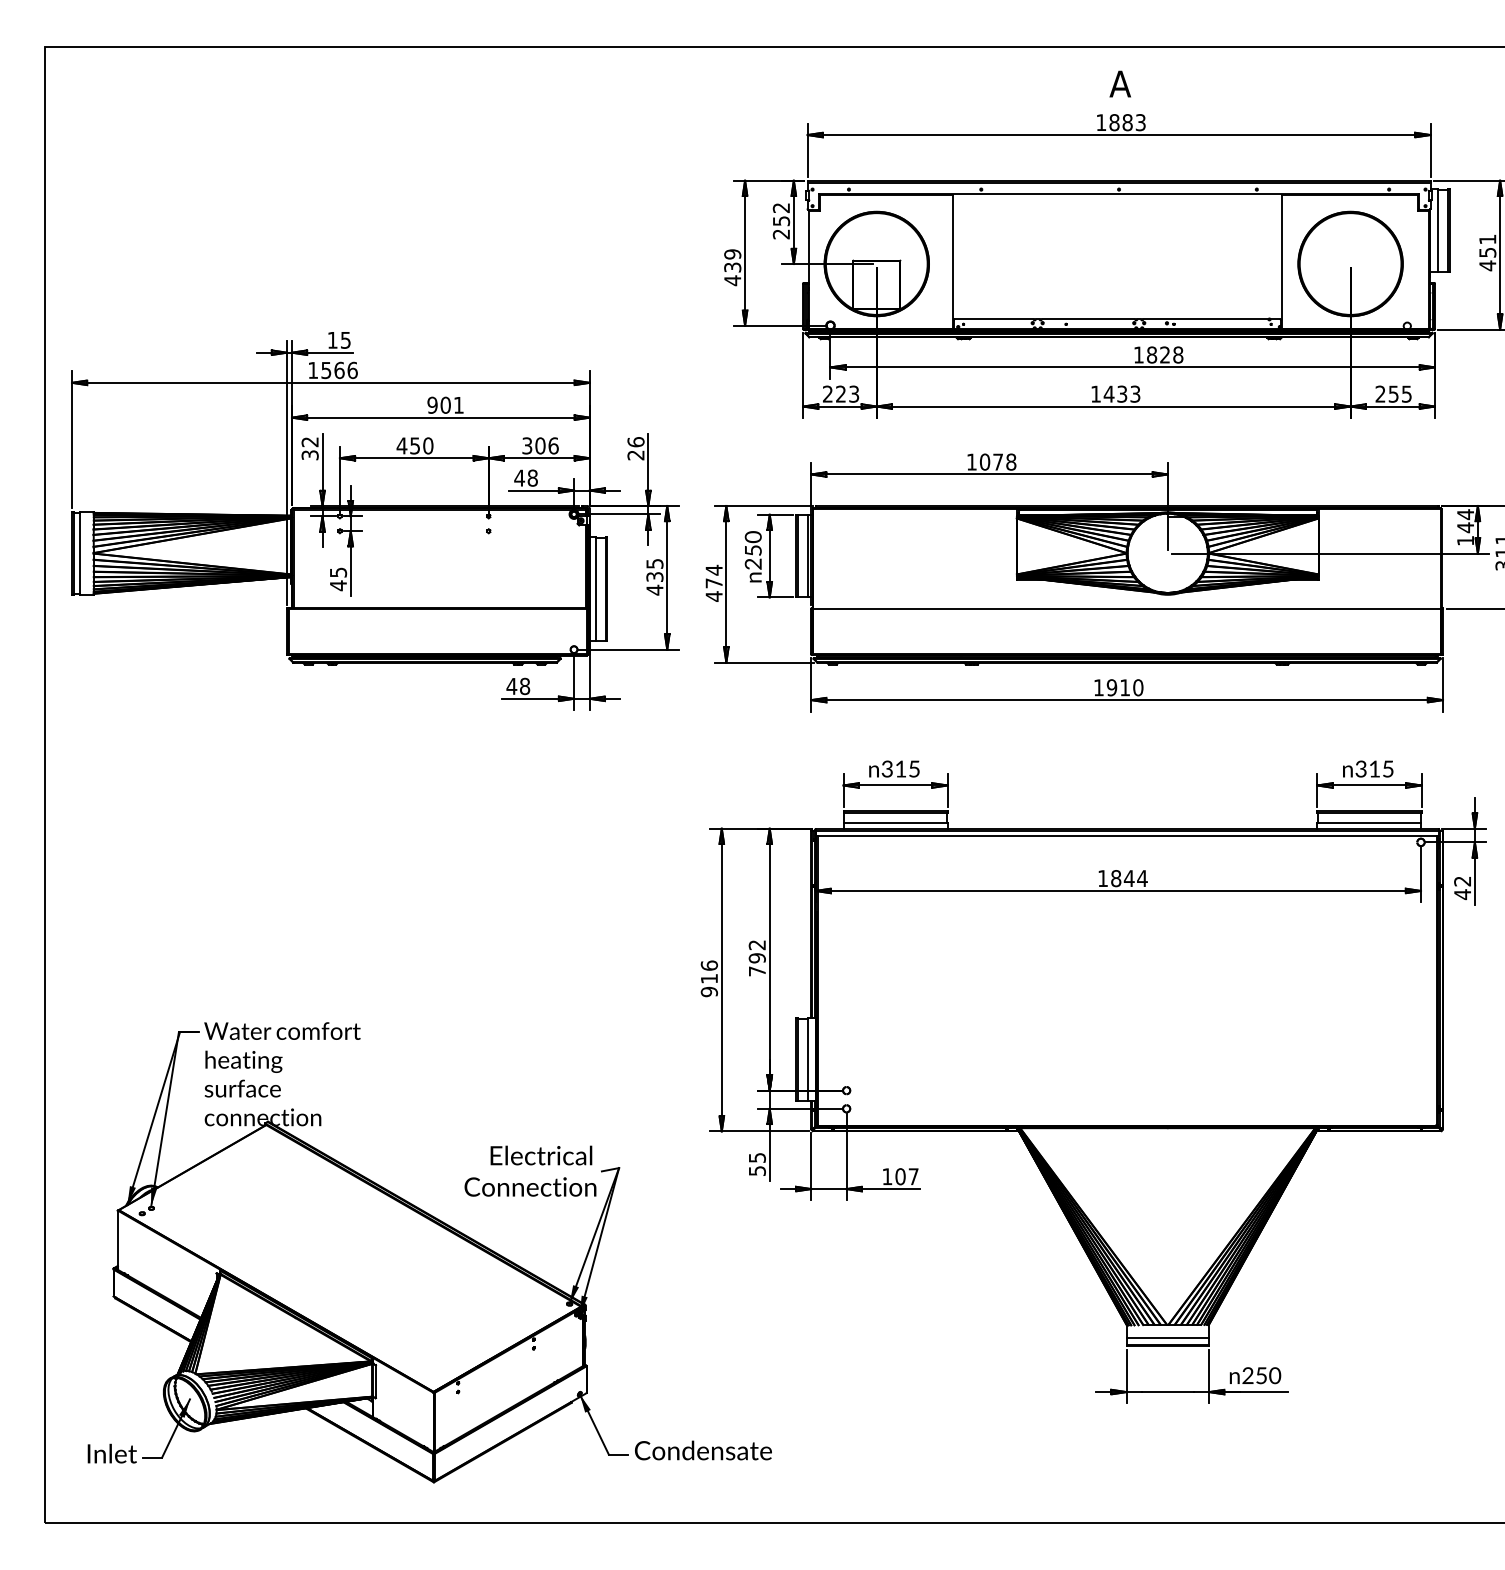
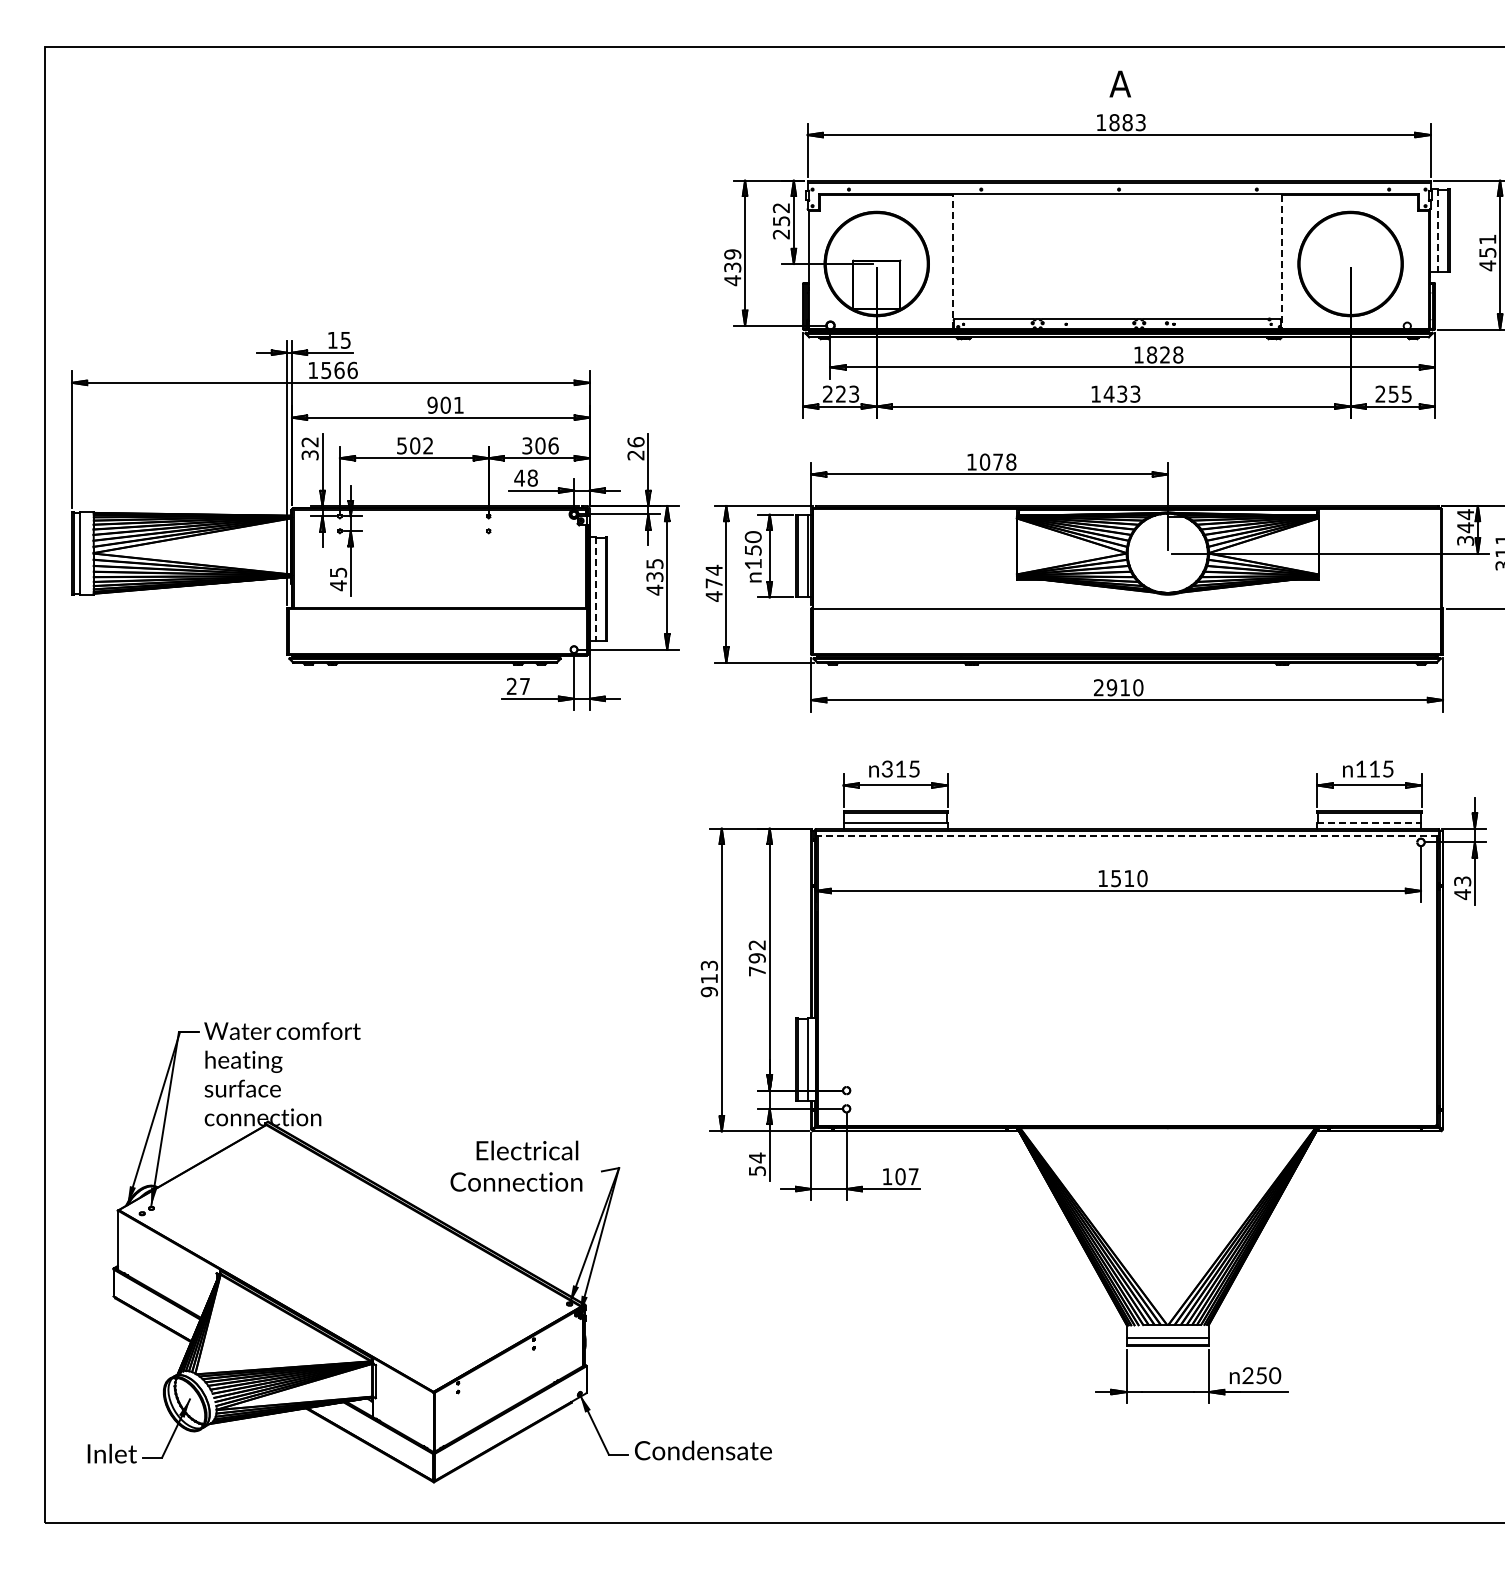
line: solid -> dashed (1438, 231)
line: solid -> dashed (953, 261)
line: solid -> dashed (1281, 262)
text: 450 -> 502 (414, 445)
text: 144 -> 344 (1465, 540)
text: 250 -> 150 (752, 563)
line: solid -> dashed (595, 589)
text: 48 -> 27 (518, 686)
text: 1910 -> 2910 (1098, 687)
text: 315 -> 115 (1360, 768)
line: solid -> dashed (1369, 822)
line: solid -> dashed (1127, 836)
text: 1844 -> 1510 (1129, 878)
text: 42 -> 43 (1462, 881)
text: 916 -> 913 (708, 965)
text: 55 -> 54 (757, 1157)
text position: (530, 1170) -> (516, 1165) (516, 1165)
